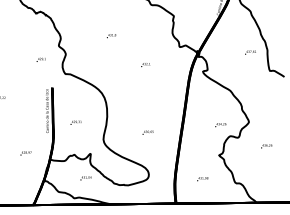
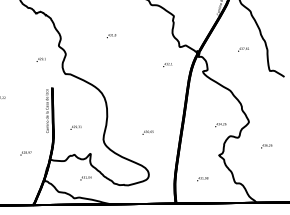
text position: (250, 52) -> (243, 49) (243, 49)
text position: (145, 65) -> (167, 65) (167, 65)
text position: (75, 122) -> (75, 127) (75, 127)
